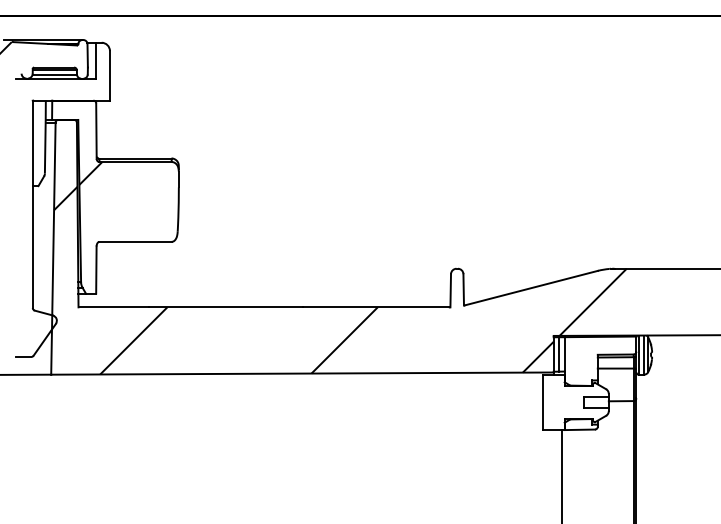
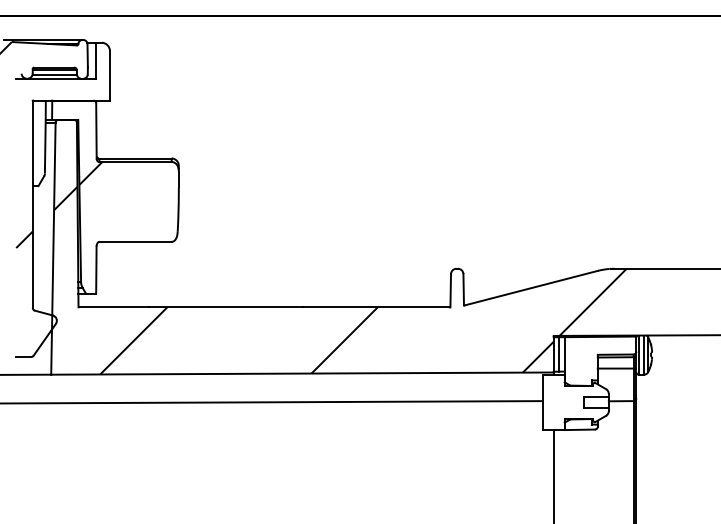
hatch: none -> present (24, 239)
line: none -> present (272, 402)
line position: (561, 475) -> (553, 475) (553, 475)
